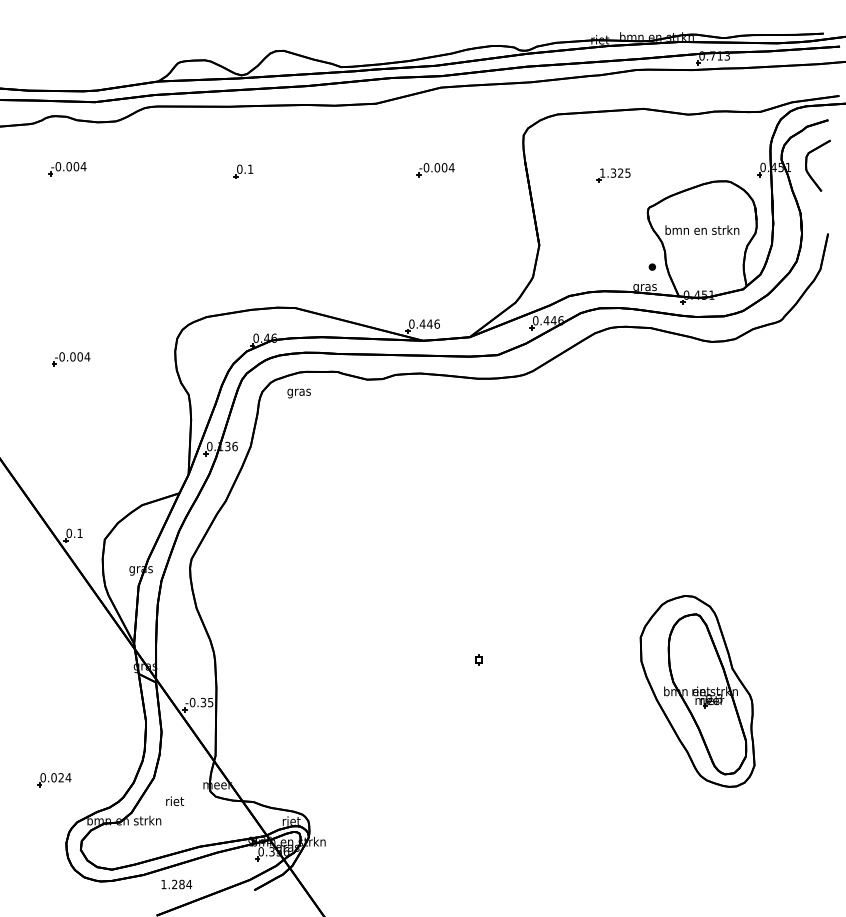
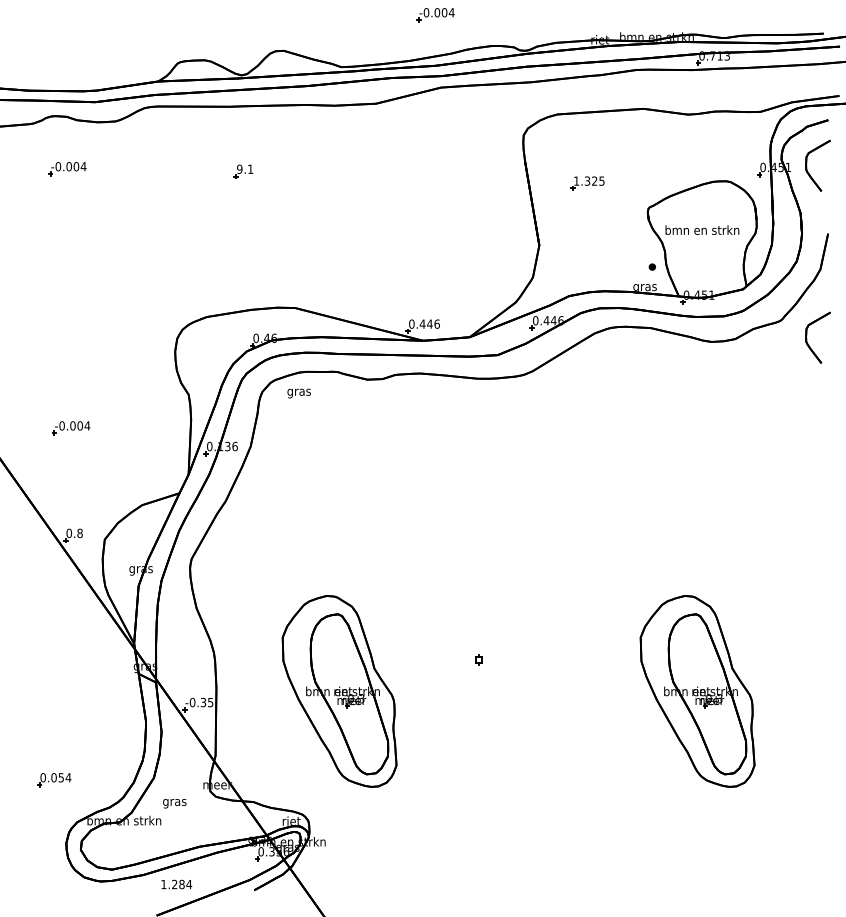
text: 0.1 -> 9.1 (239, 168)
part position: (435, 170) -> (435, 15) (435, 15)
part position: (613, 175) -> (587, 183) (587, 183)
part: none -> present (807, 338)
part position: (71, 359) -> (71, 428) (71, 428)
text: 0.1 -> 0.8 (79, 533)
part: none -> present (339, 691)
text: 0.024 -> 0.054 (60, 777)
text: riet -> gras (174, 802)
